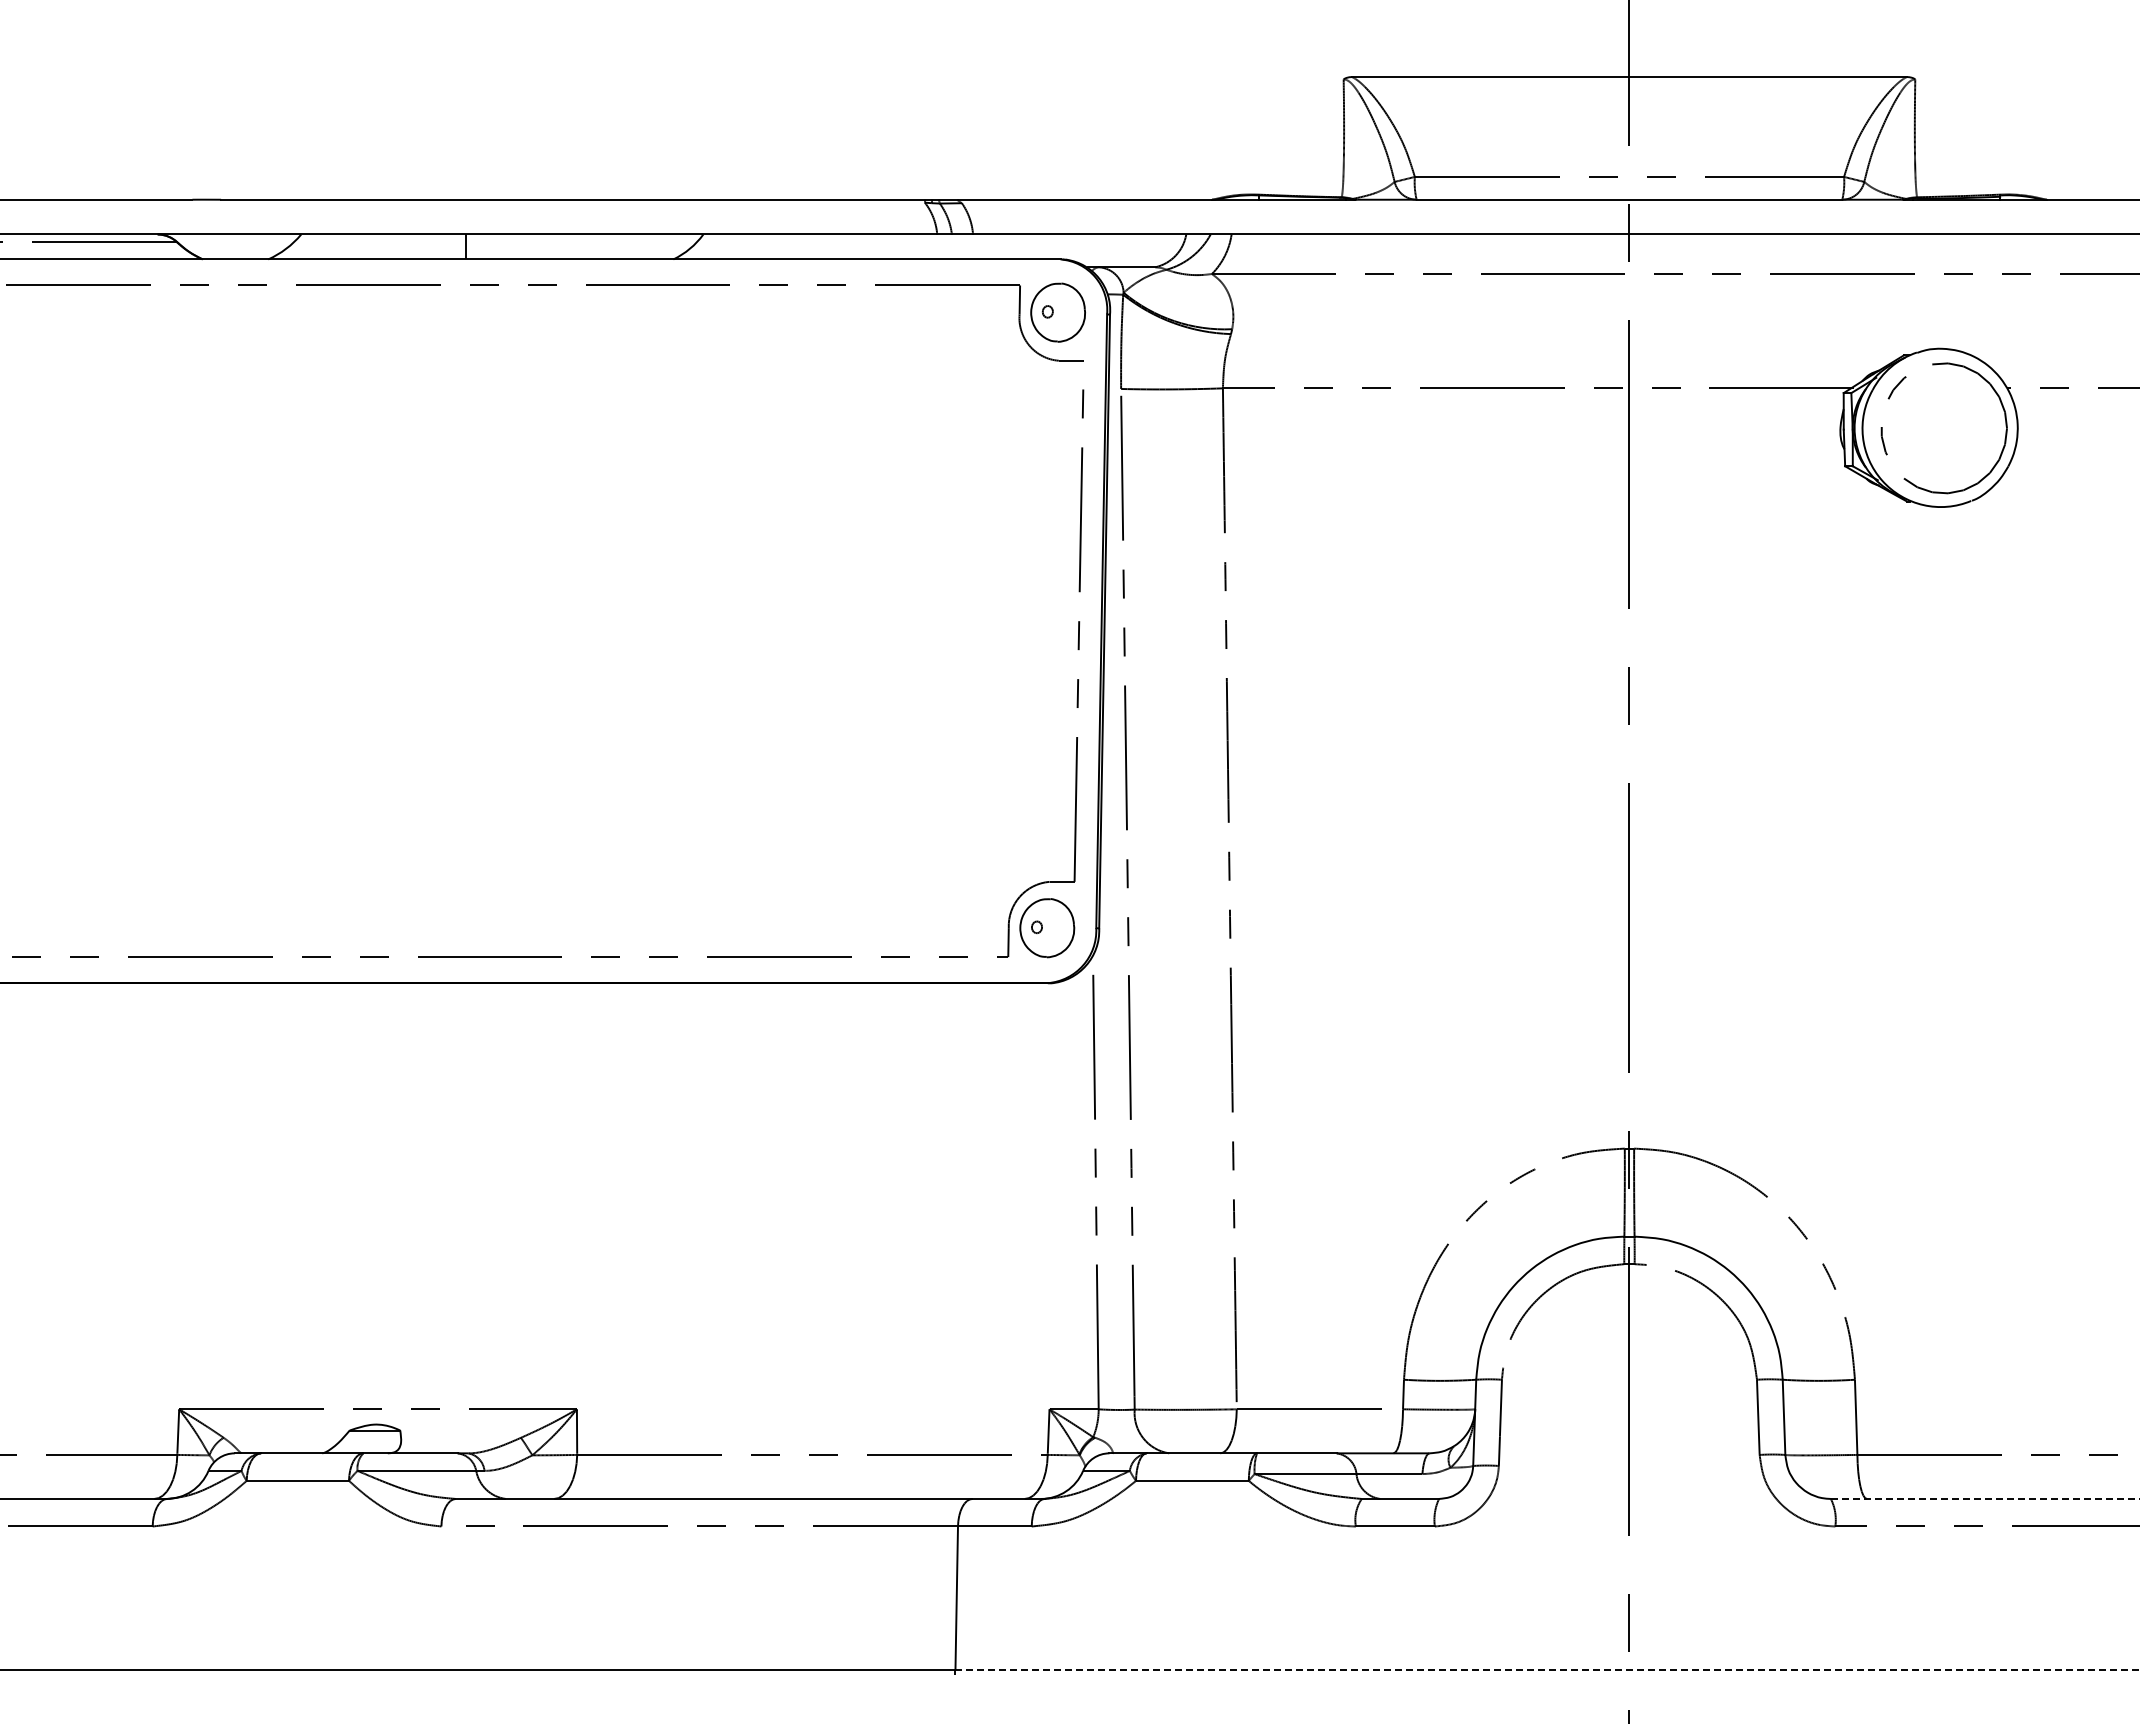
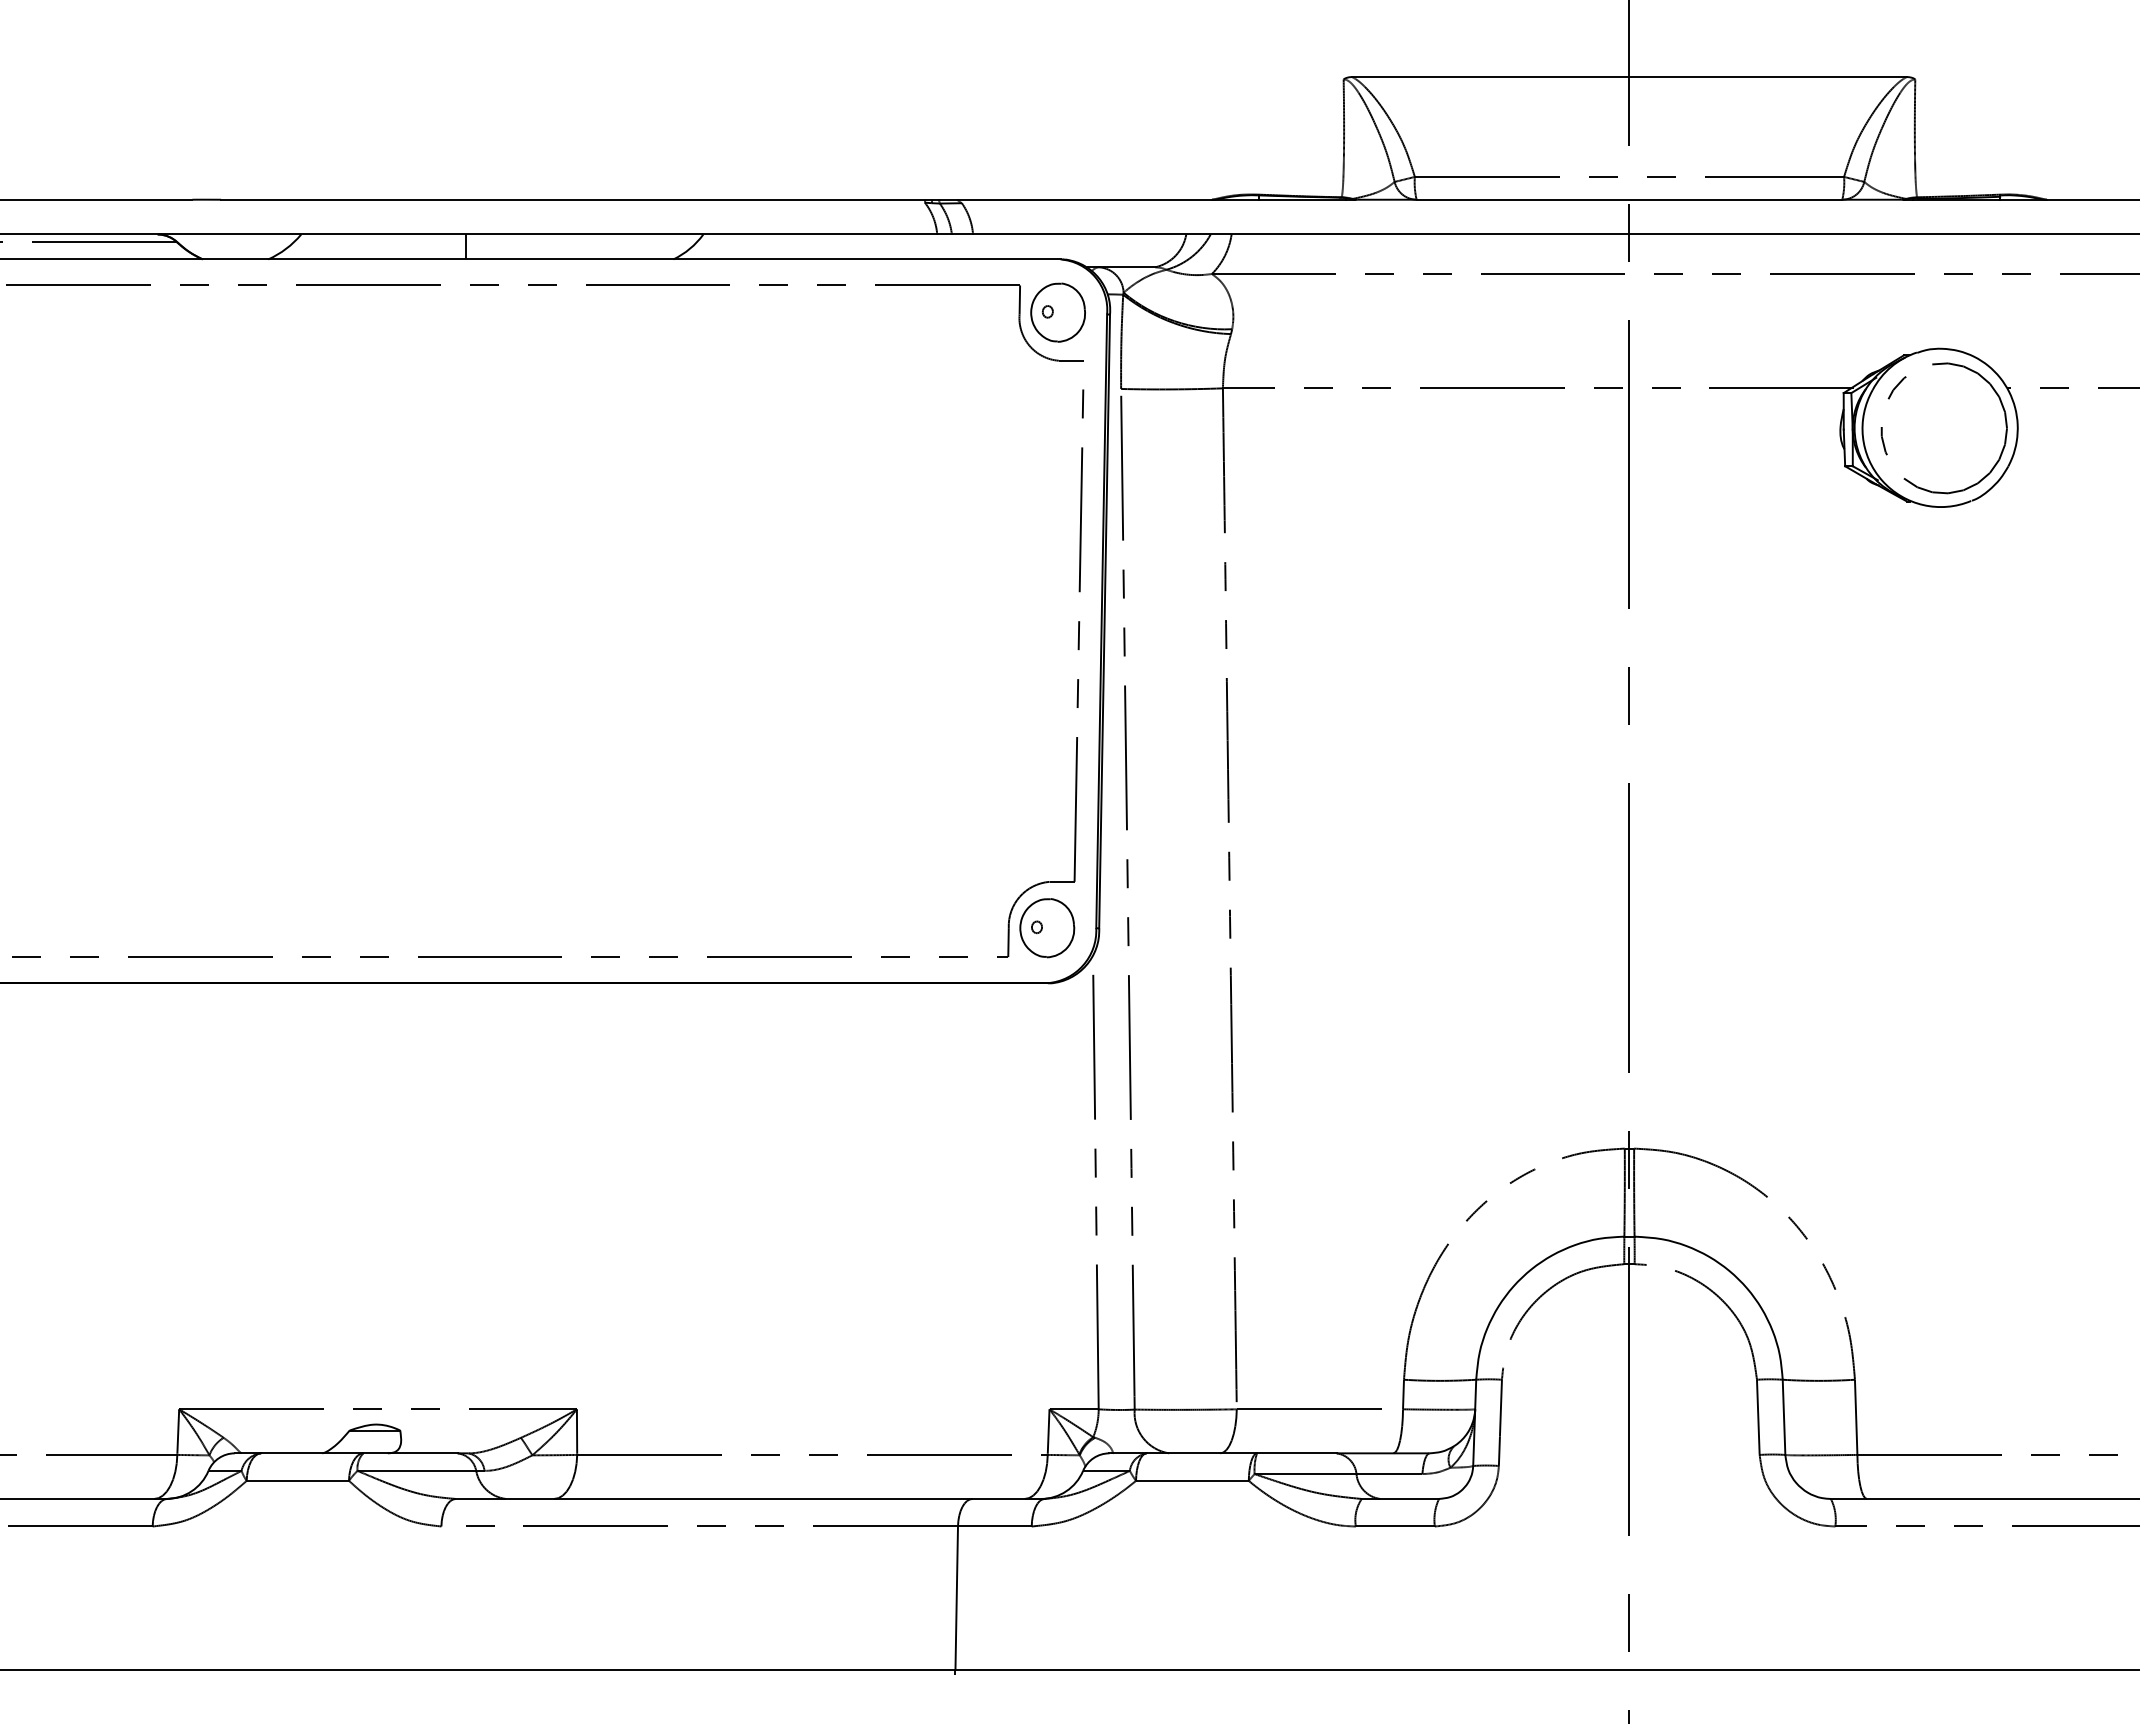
line: dashed -> solid (1985, 1498)
line: dashed -> solid (1547, 1670)
